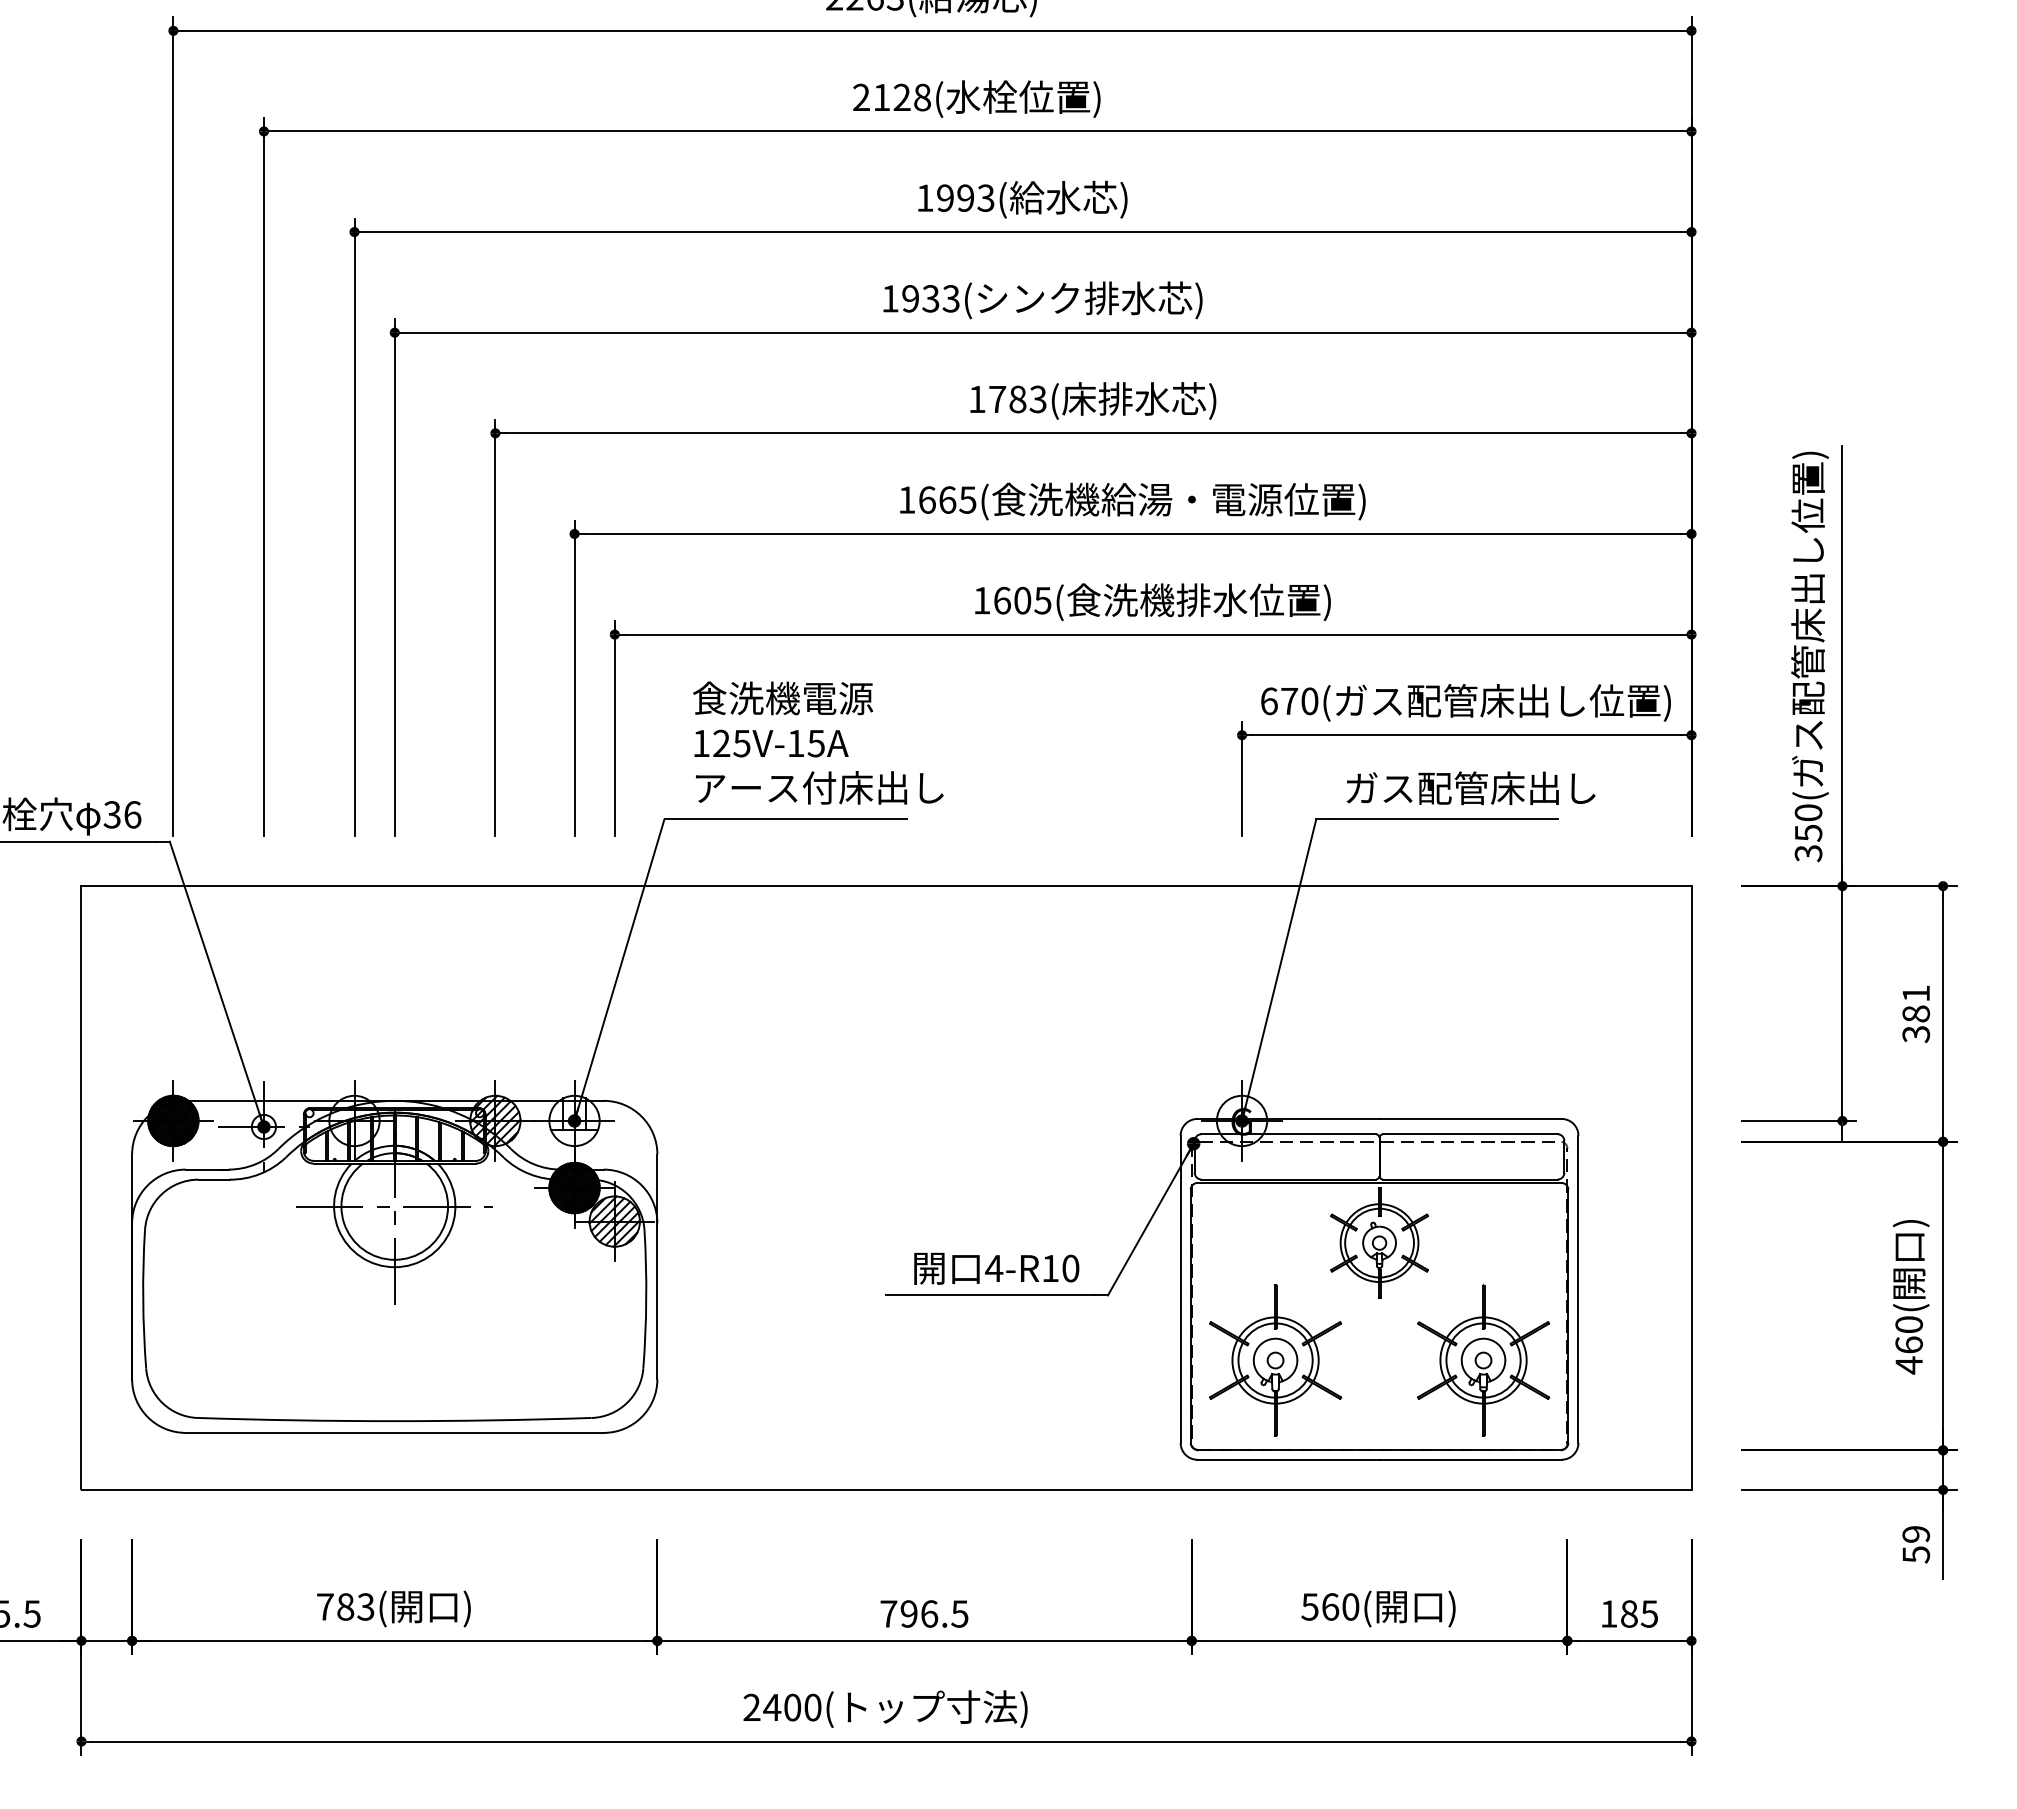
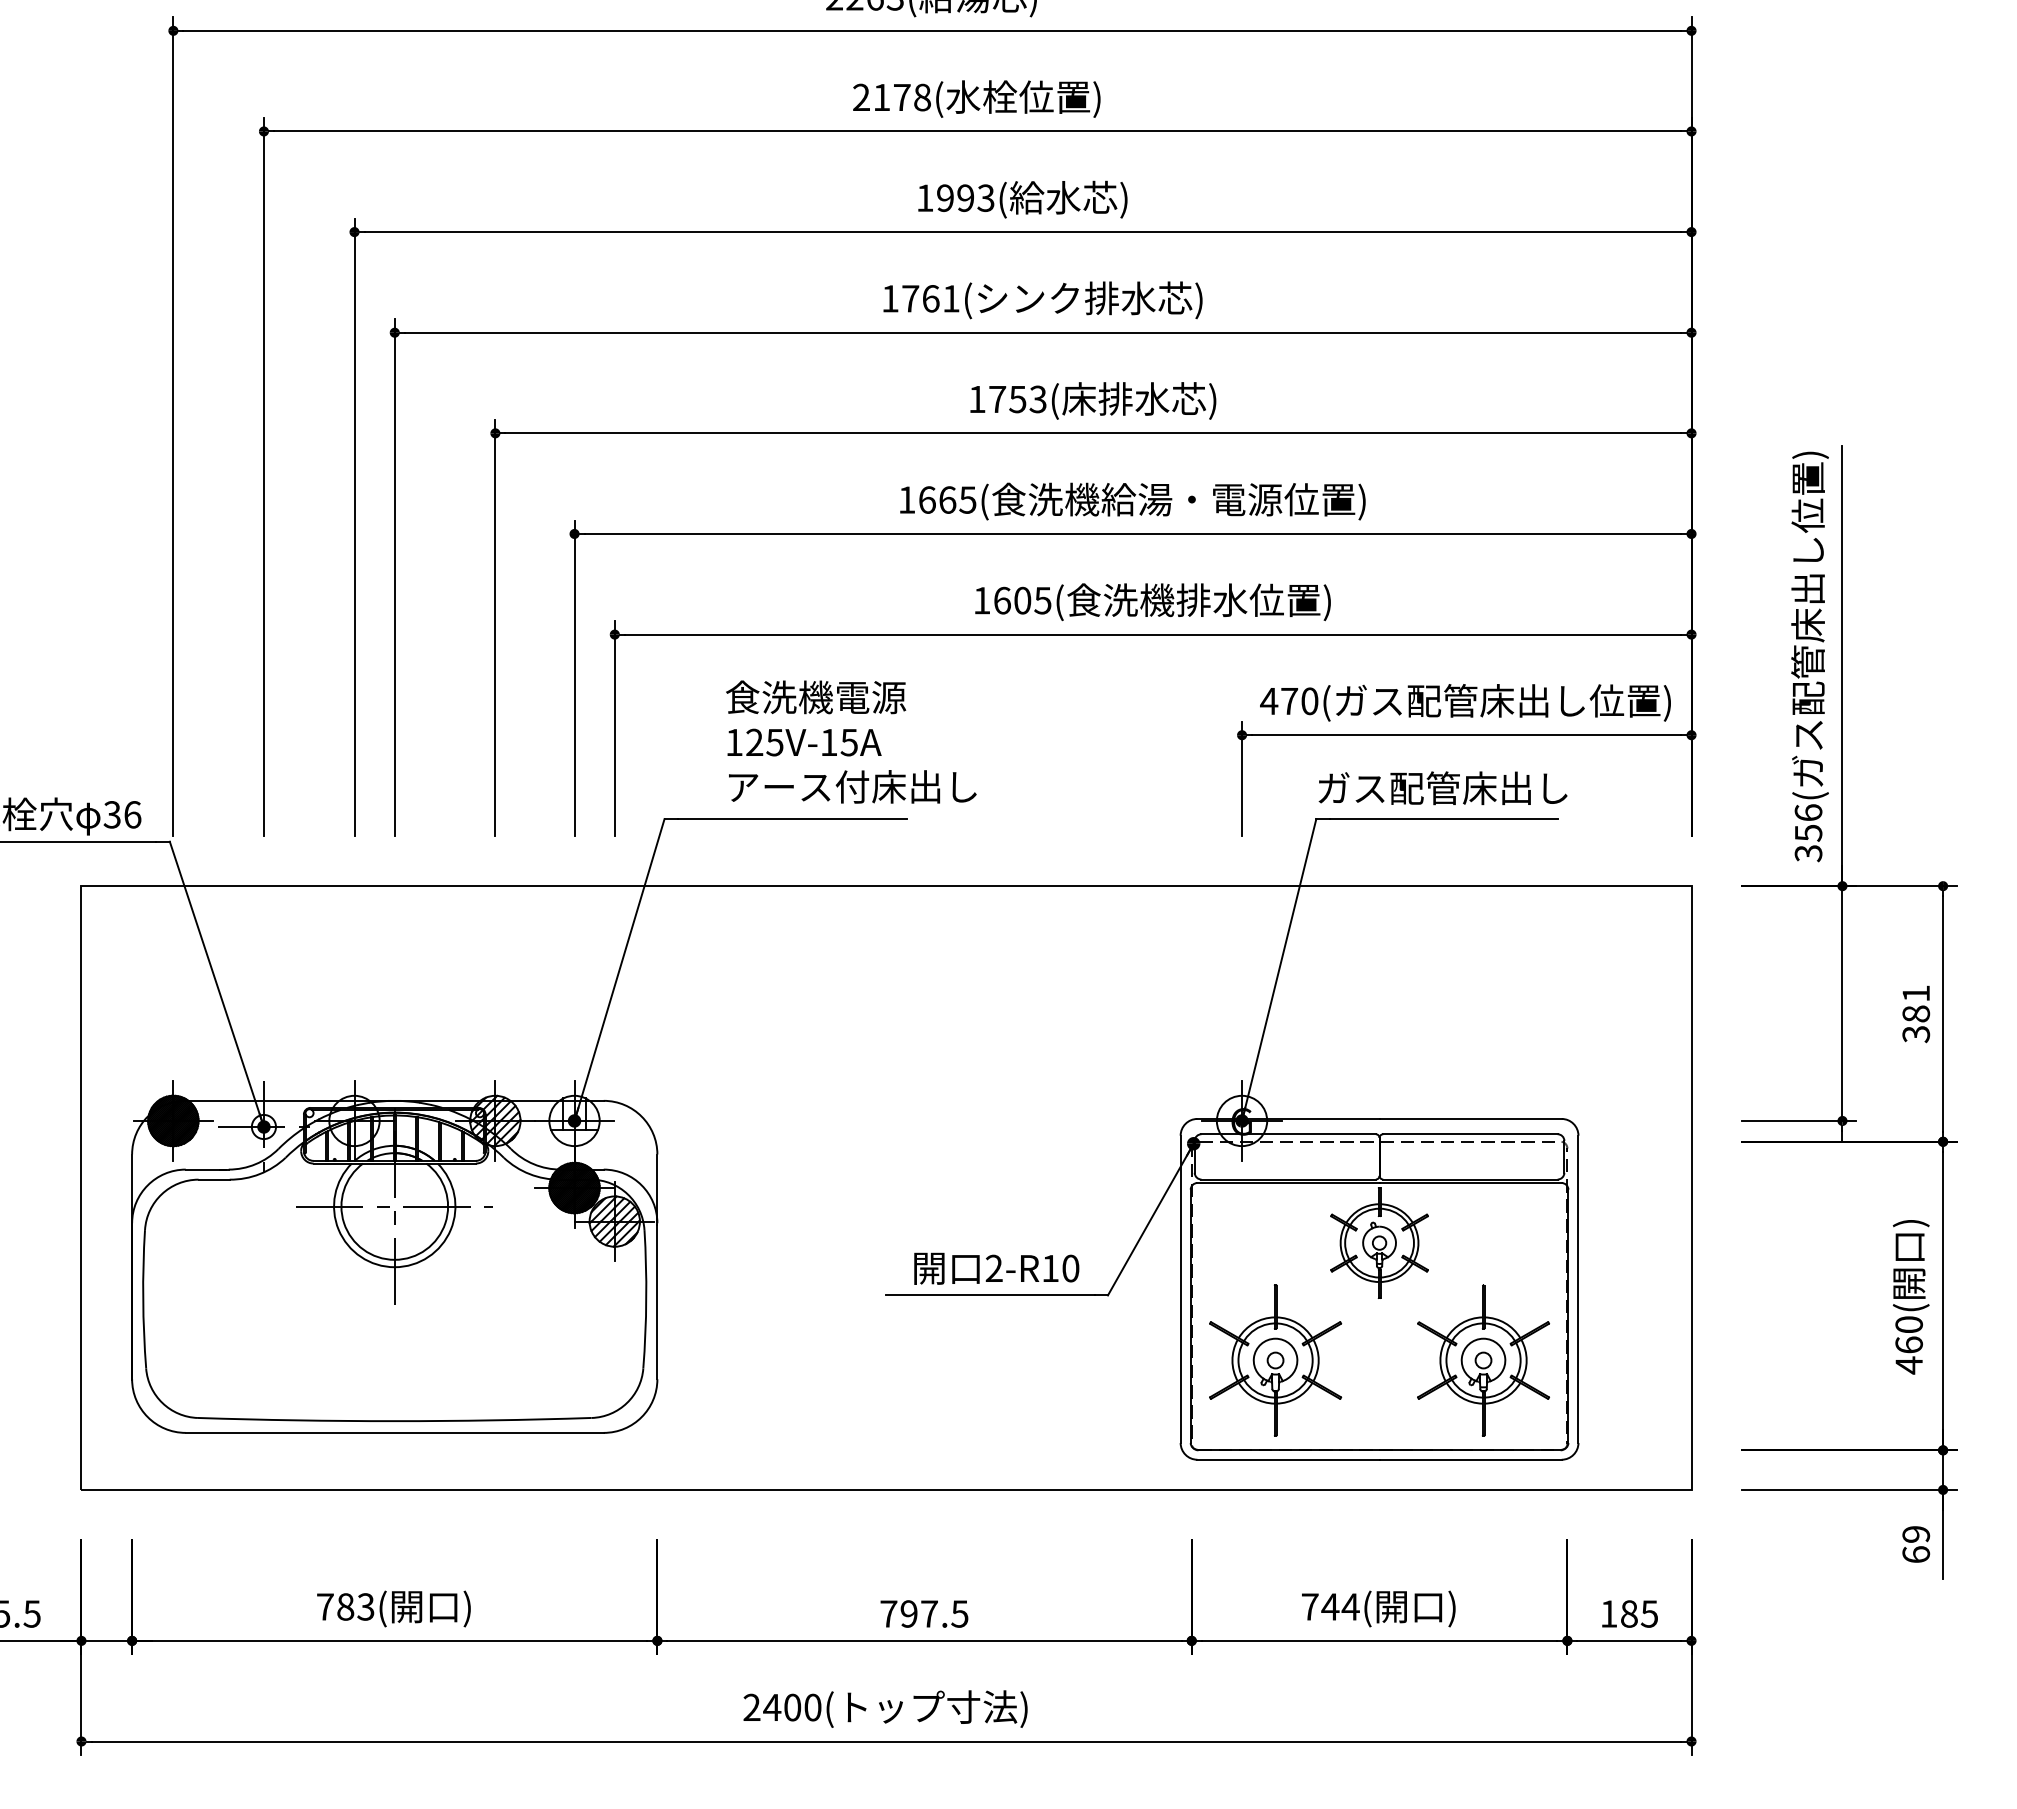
text: 2128( -> 2178( (901, 96)
text: 1933 -> 1761 (930, 298)
text: 1783( -> 1753( (1017, 399)
text: 670 -> 470 (1269, 701)
text position: (818, 742) -> (851, 741) (851, 741)
text position: (1470, 788) -> (1442, 788) (1442, 788)
text: 350 -> 356 (1808, 812)
text: 4-R10 -> 2-R10 (994, 1267)
text: 59 -> 69 (1916, 1554)
text: 560( -> 744( (1330, 1606)
text: 796.5 -> 797.5 (929, 1613)
